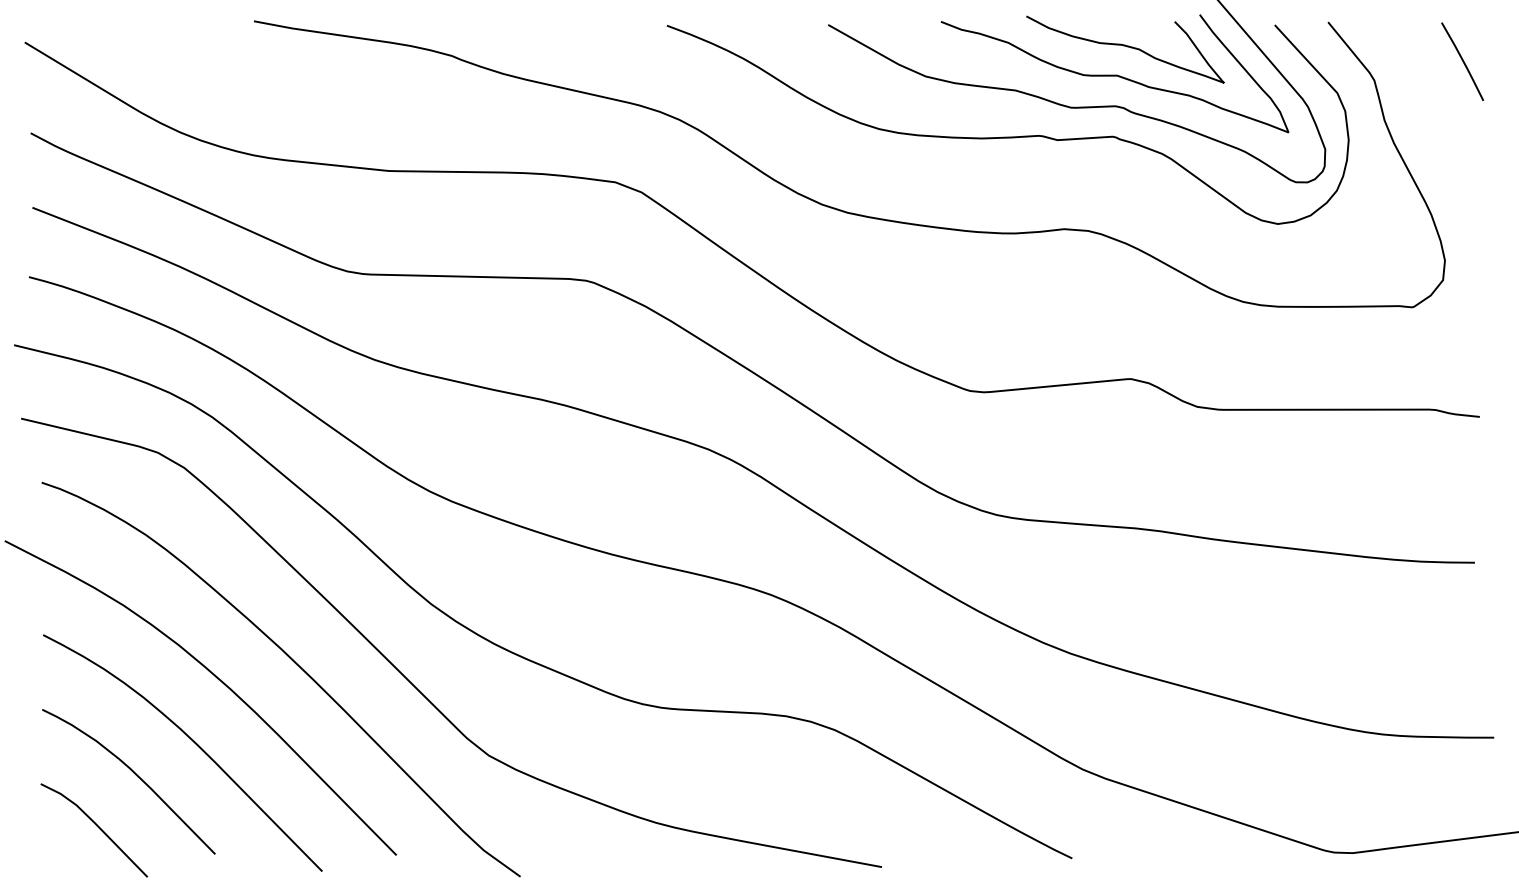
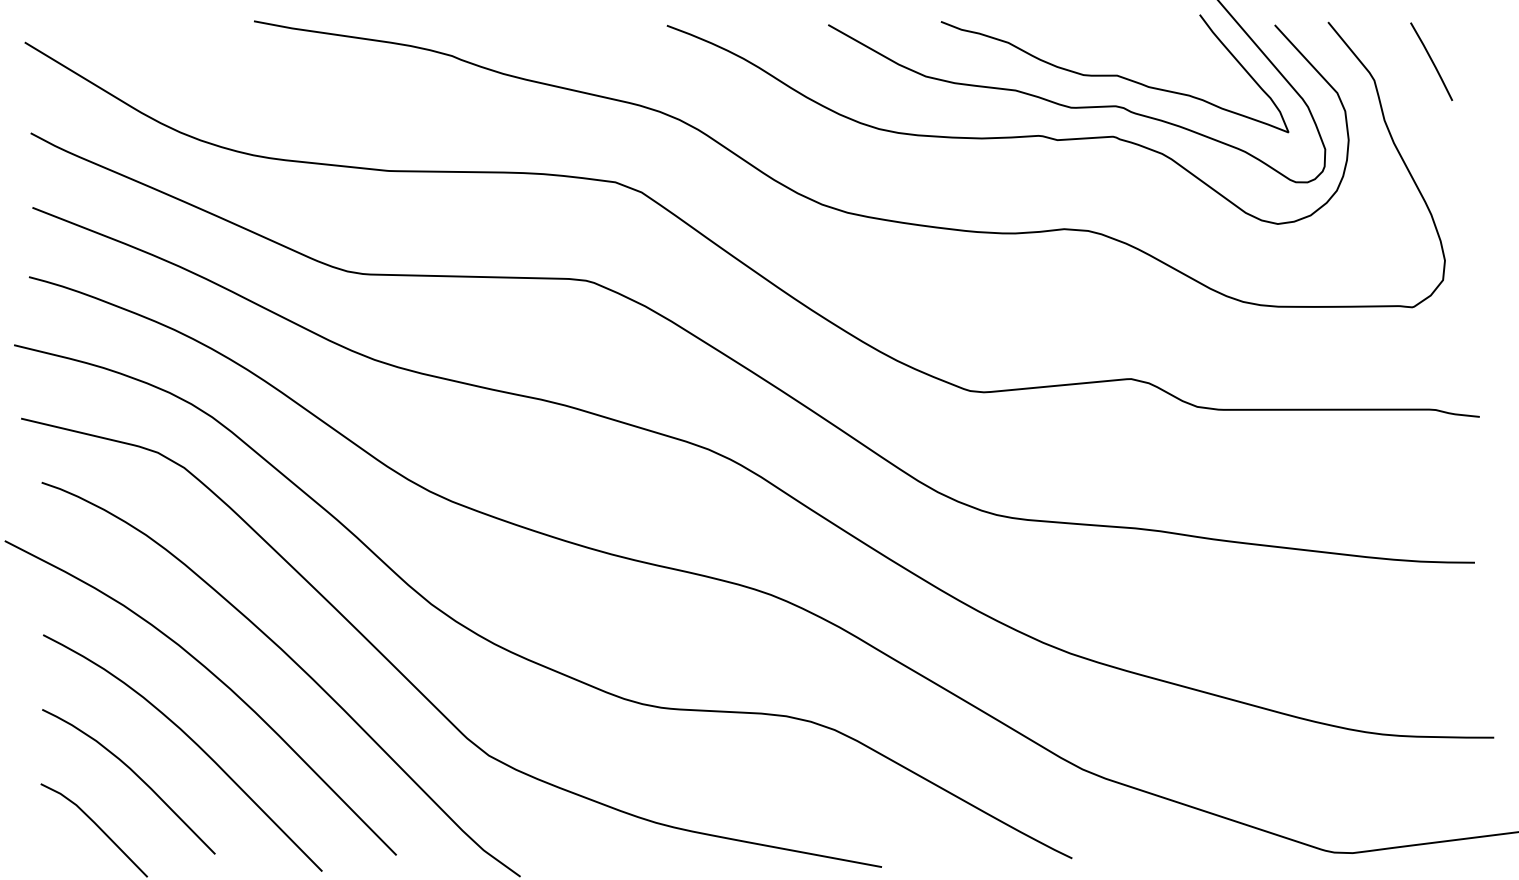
curve: present -> none (1127, 47)
line position: (1462, 61) -> (1431, 61) (1431, 61)
